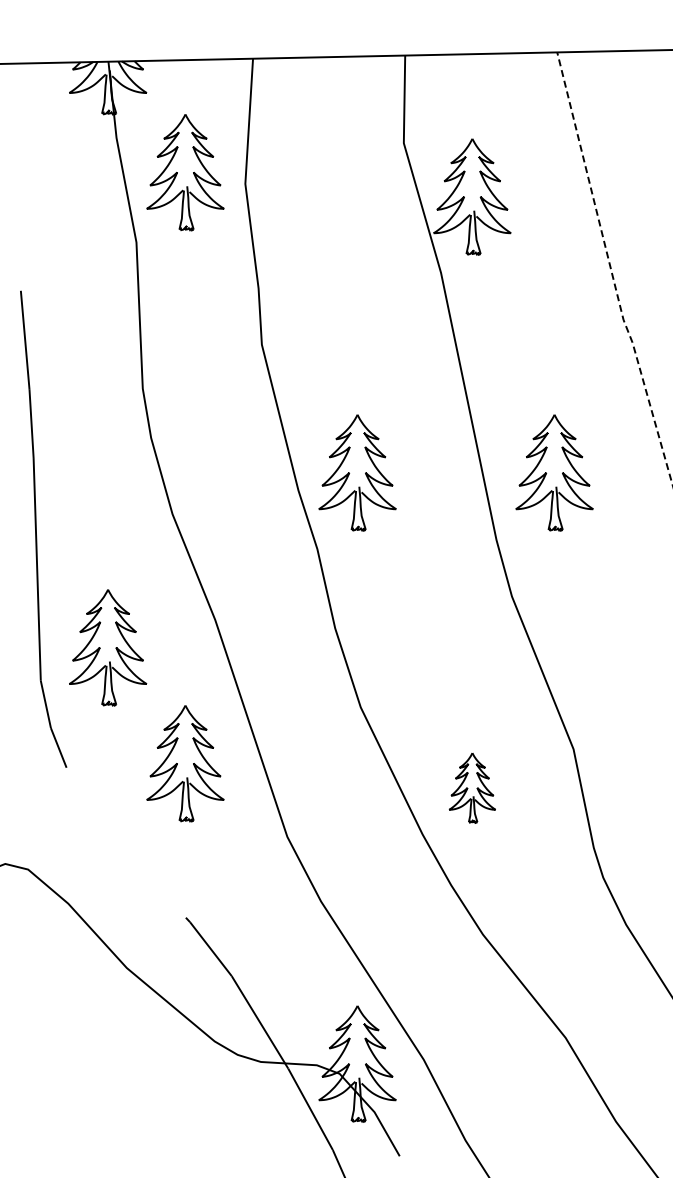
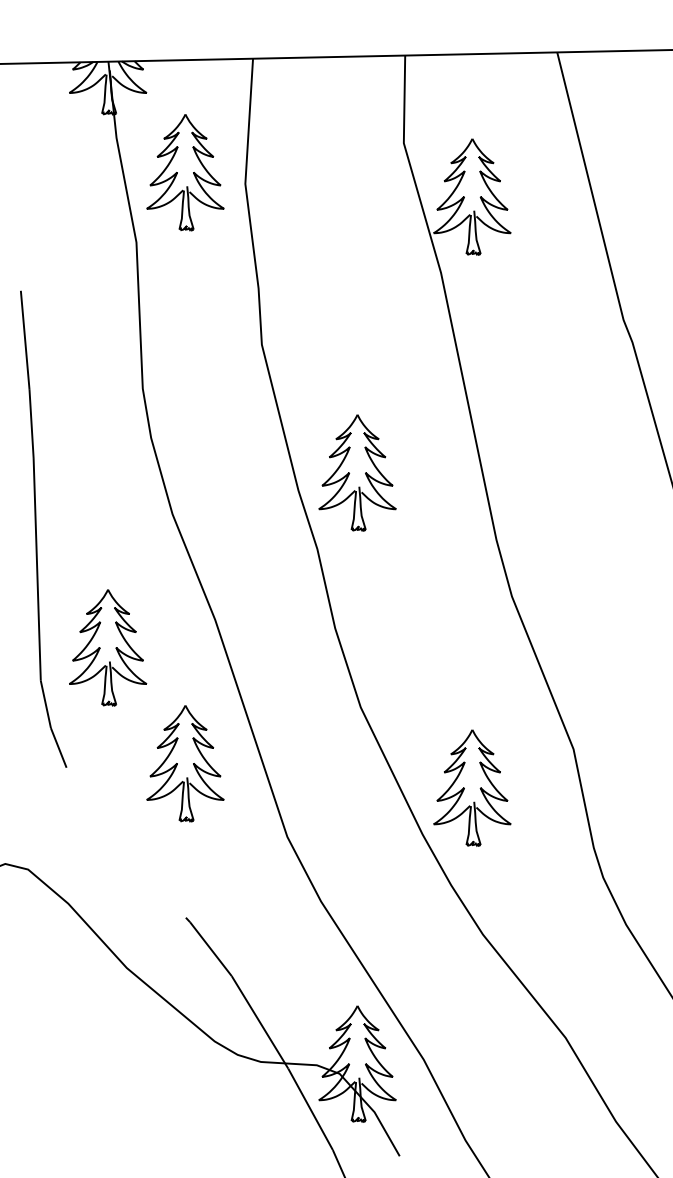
line: dashed -> solid (611, 271)
part: present -> none (554, 472)
part size: 48x71 px -> 79x118 px (472, 787)
